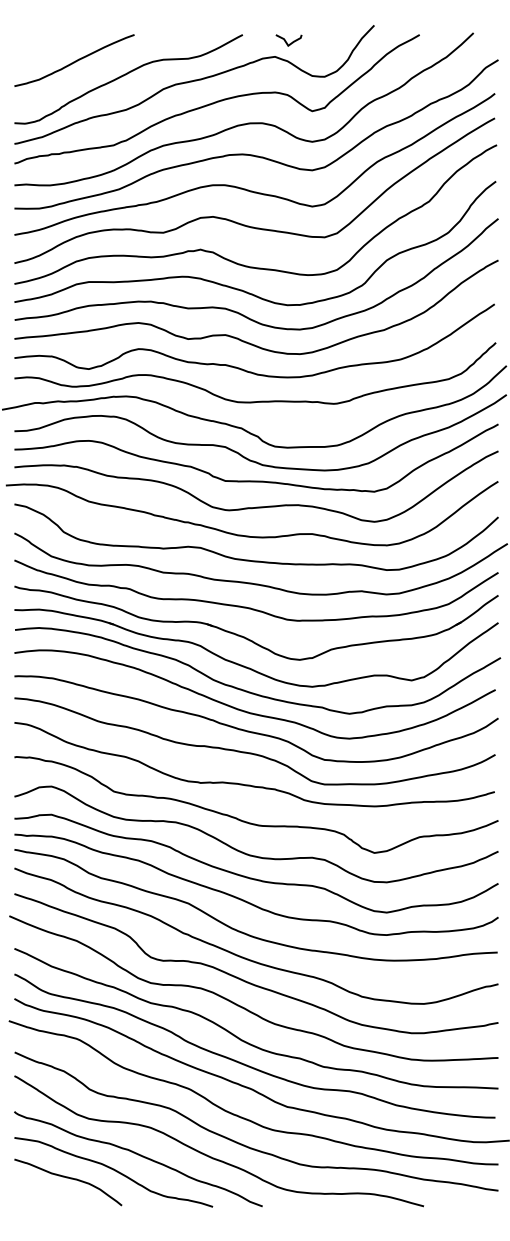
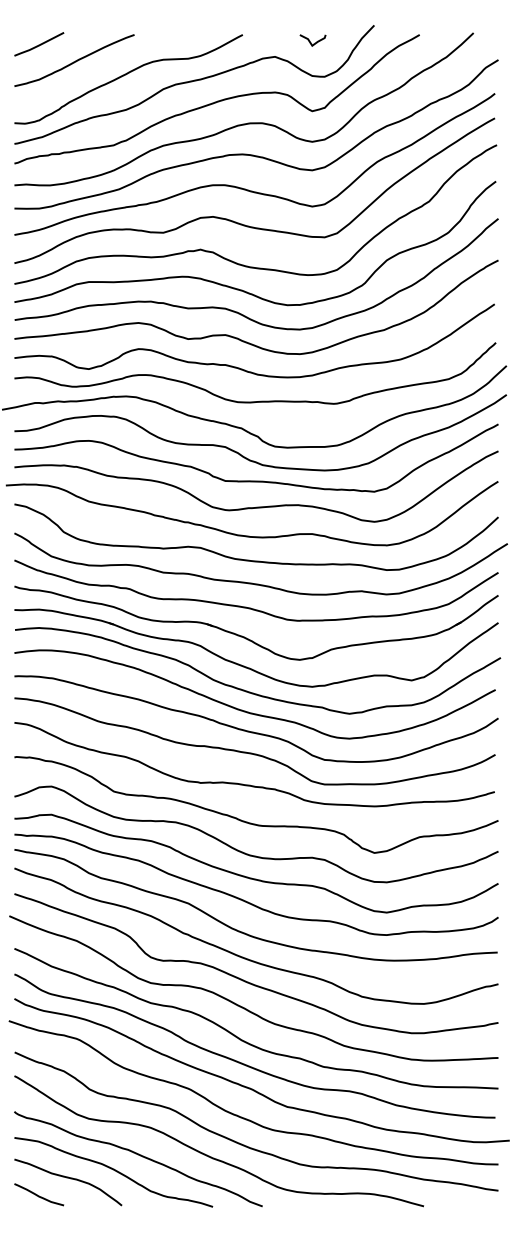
curve position: (286, 40) -> (310, 40) (310, 40)
line: none -> present (39, 44)
curve: none -> present (39, 1195)
